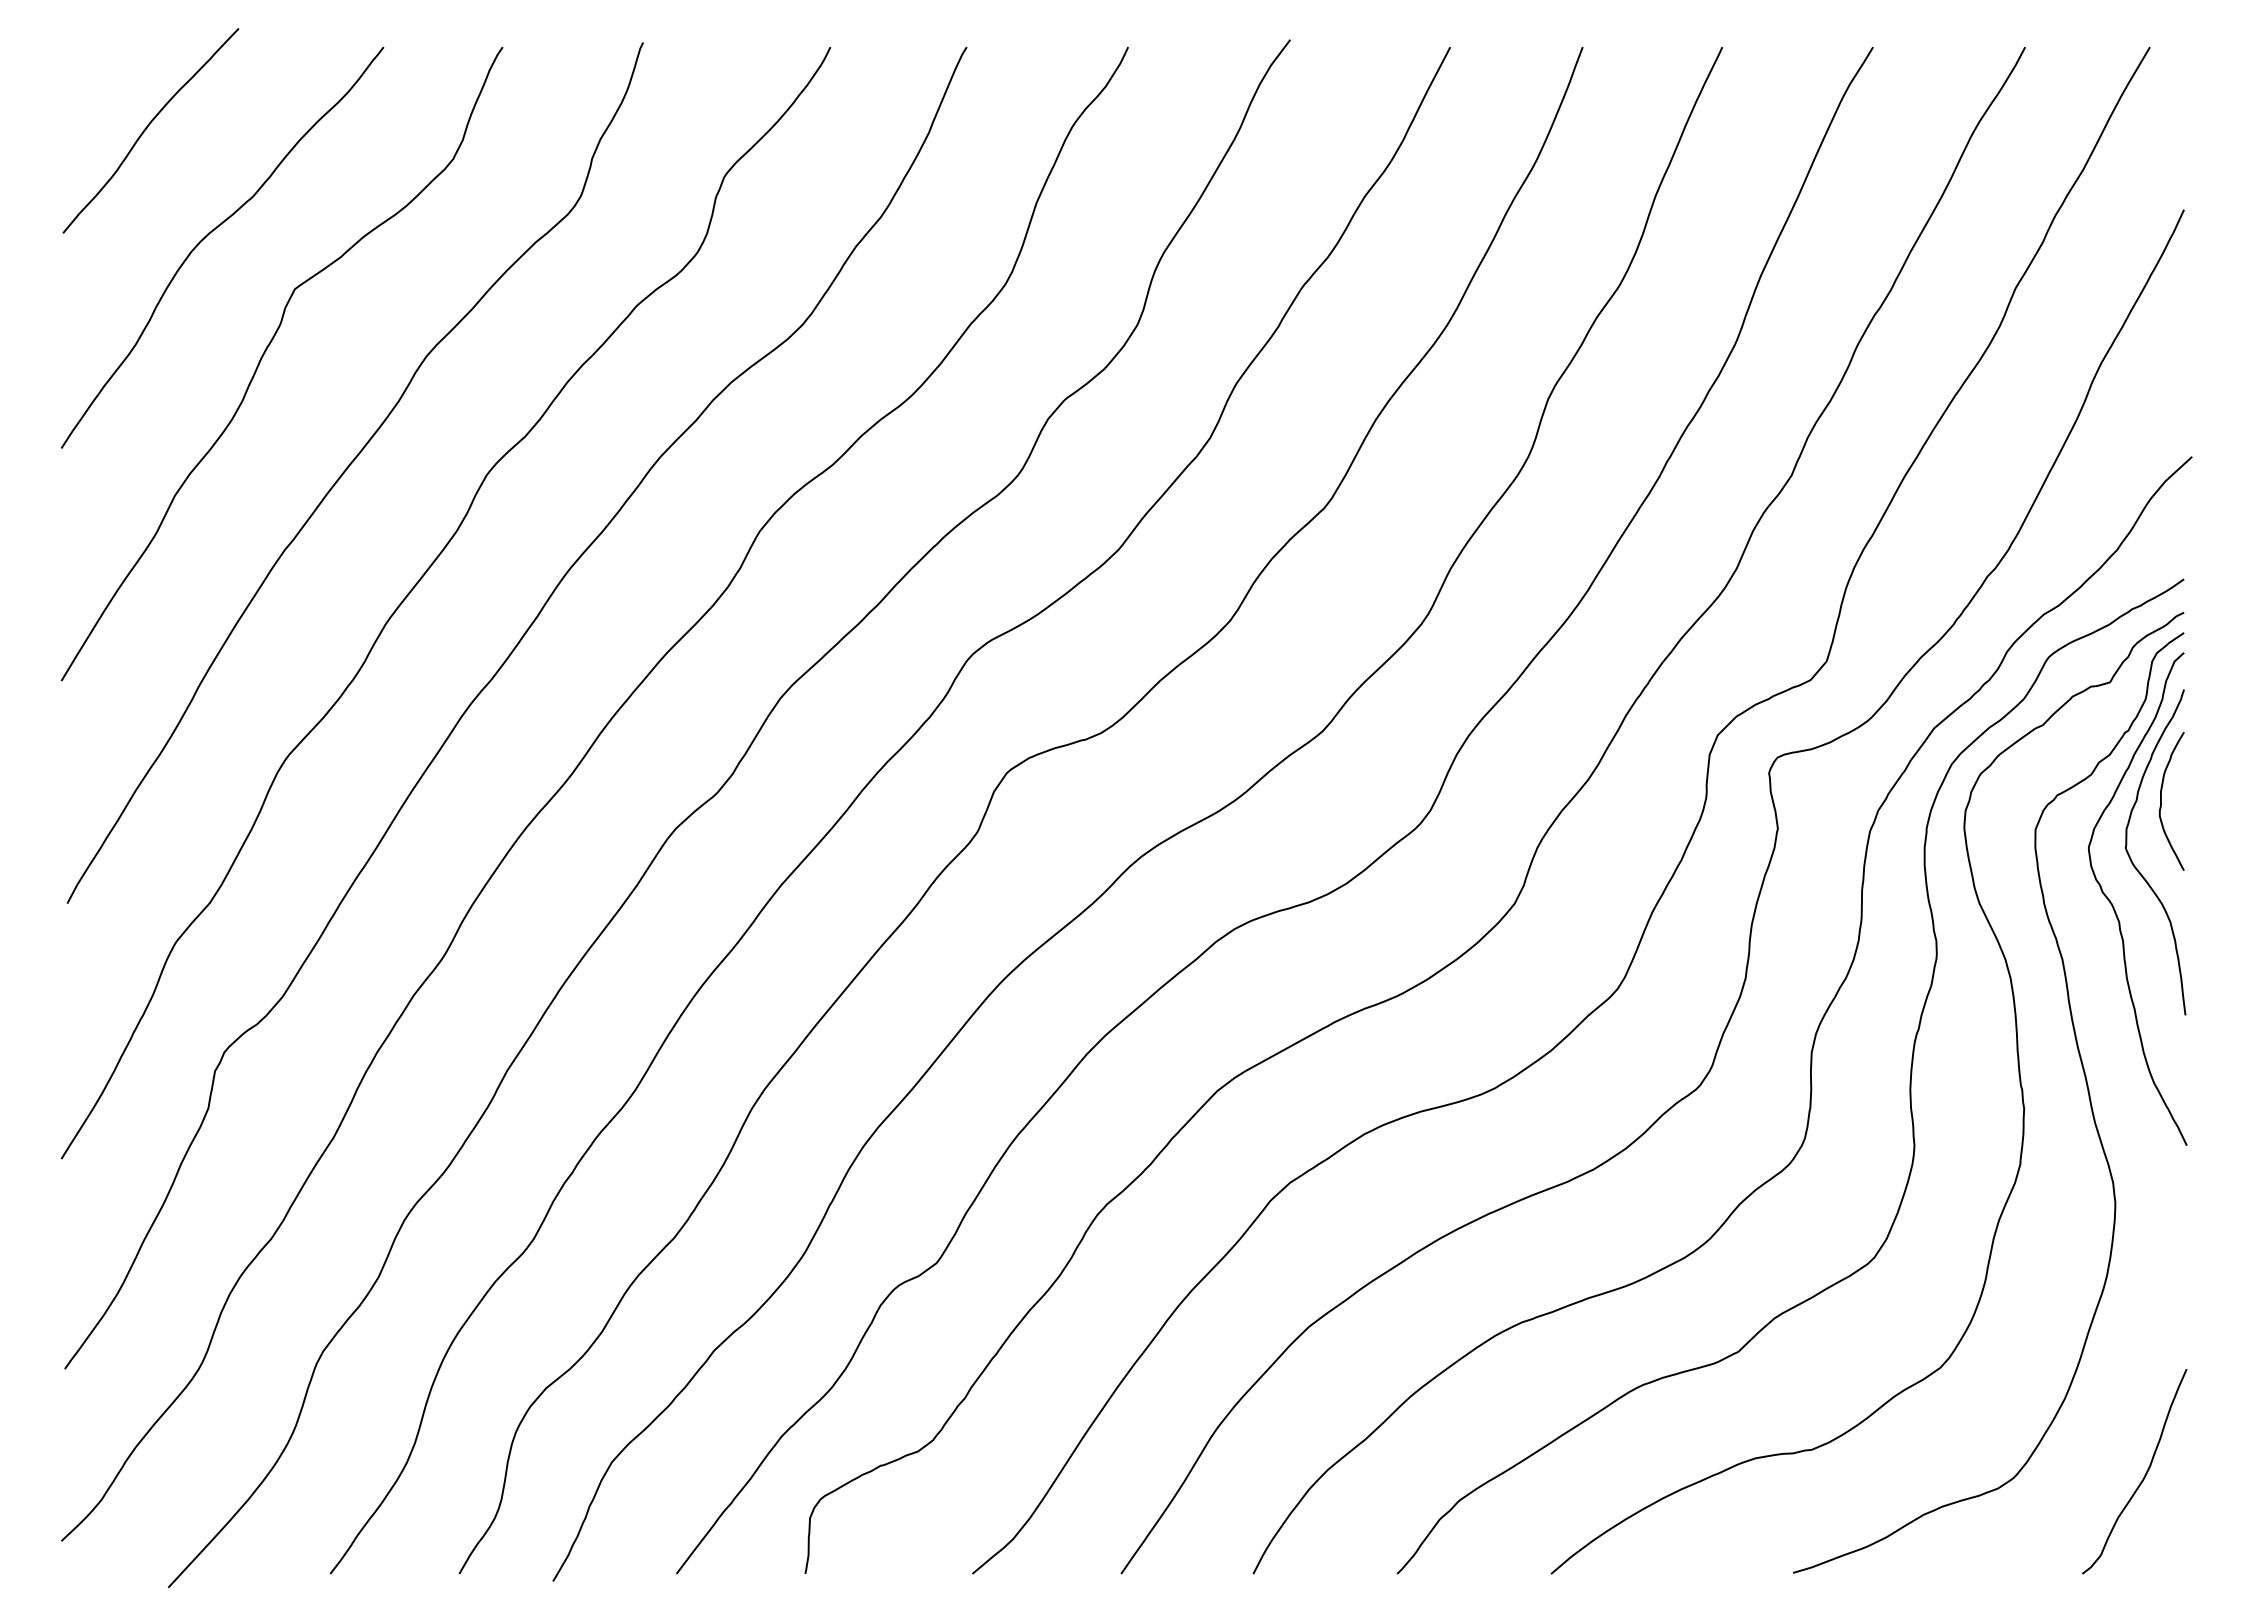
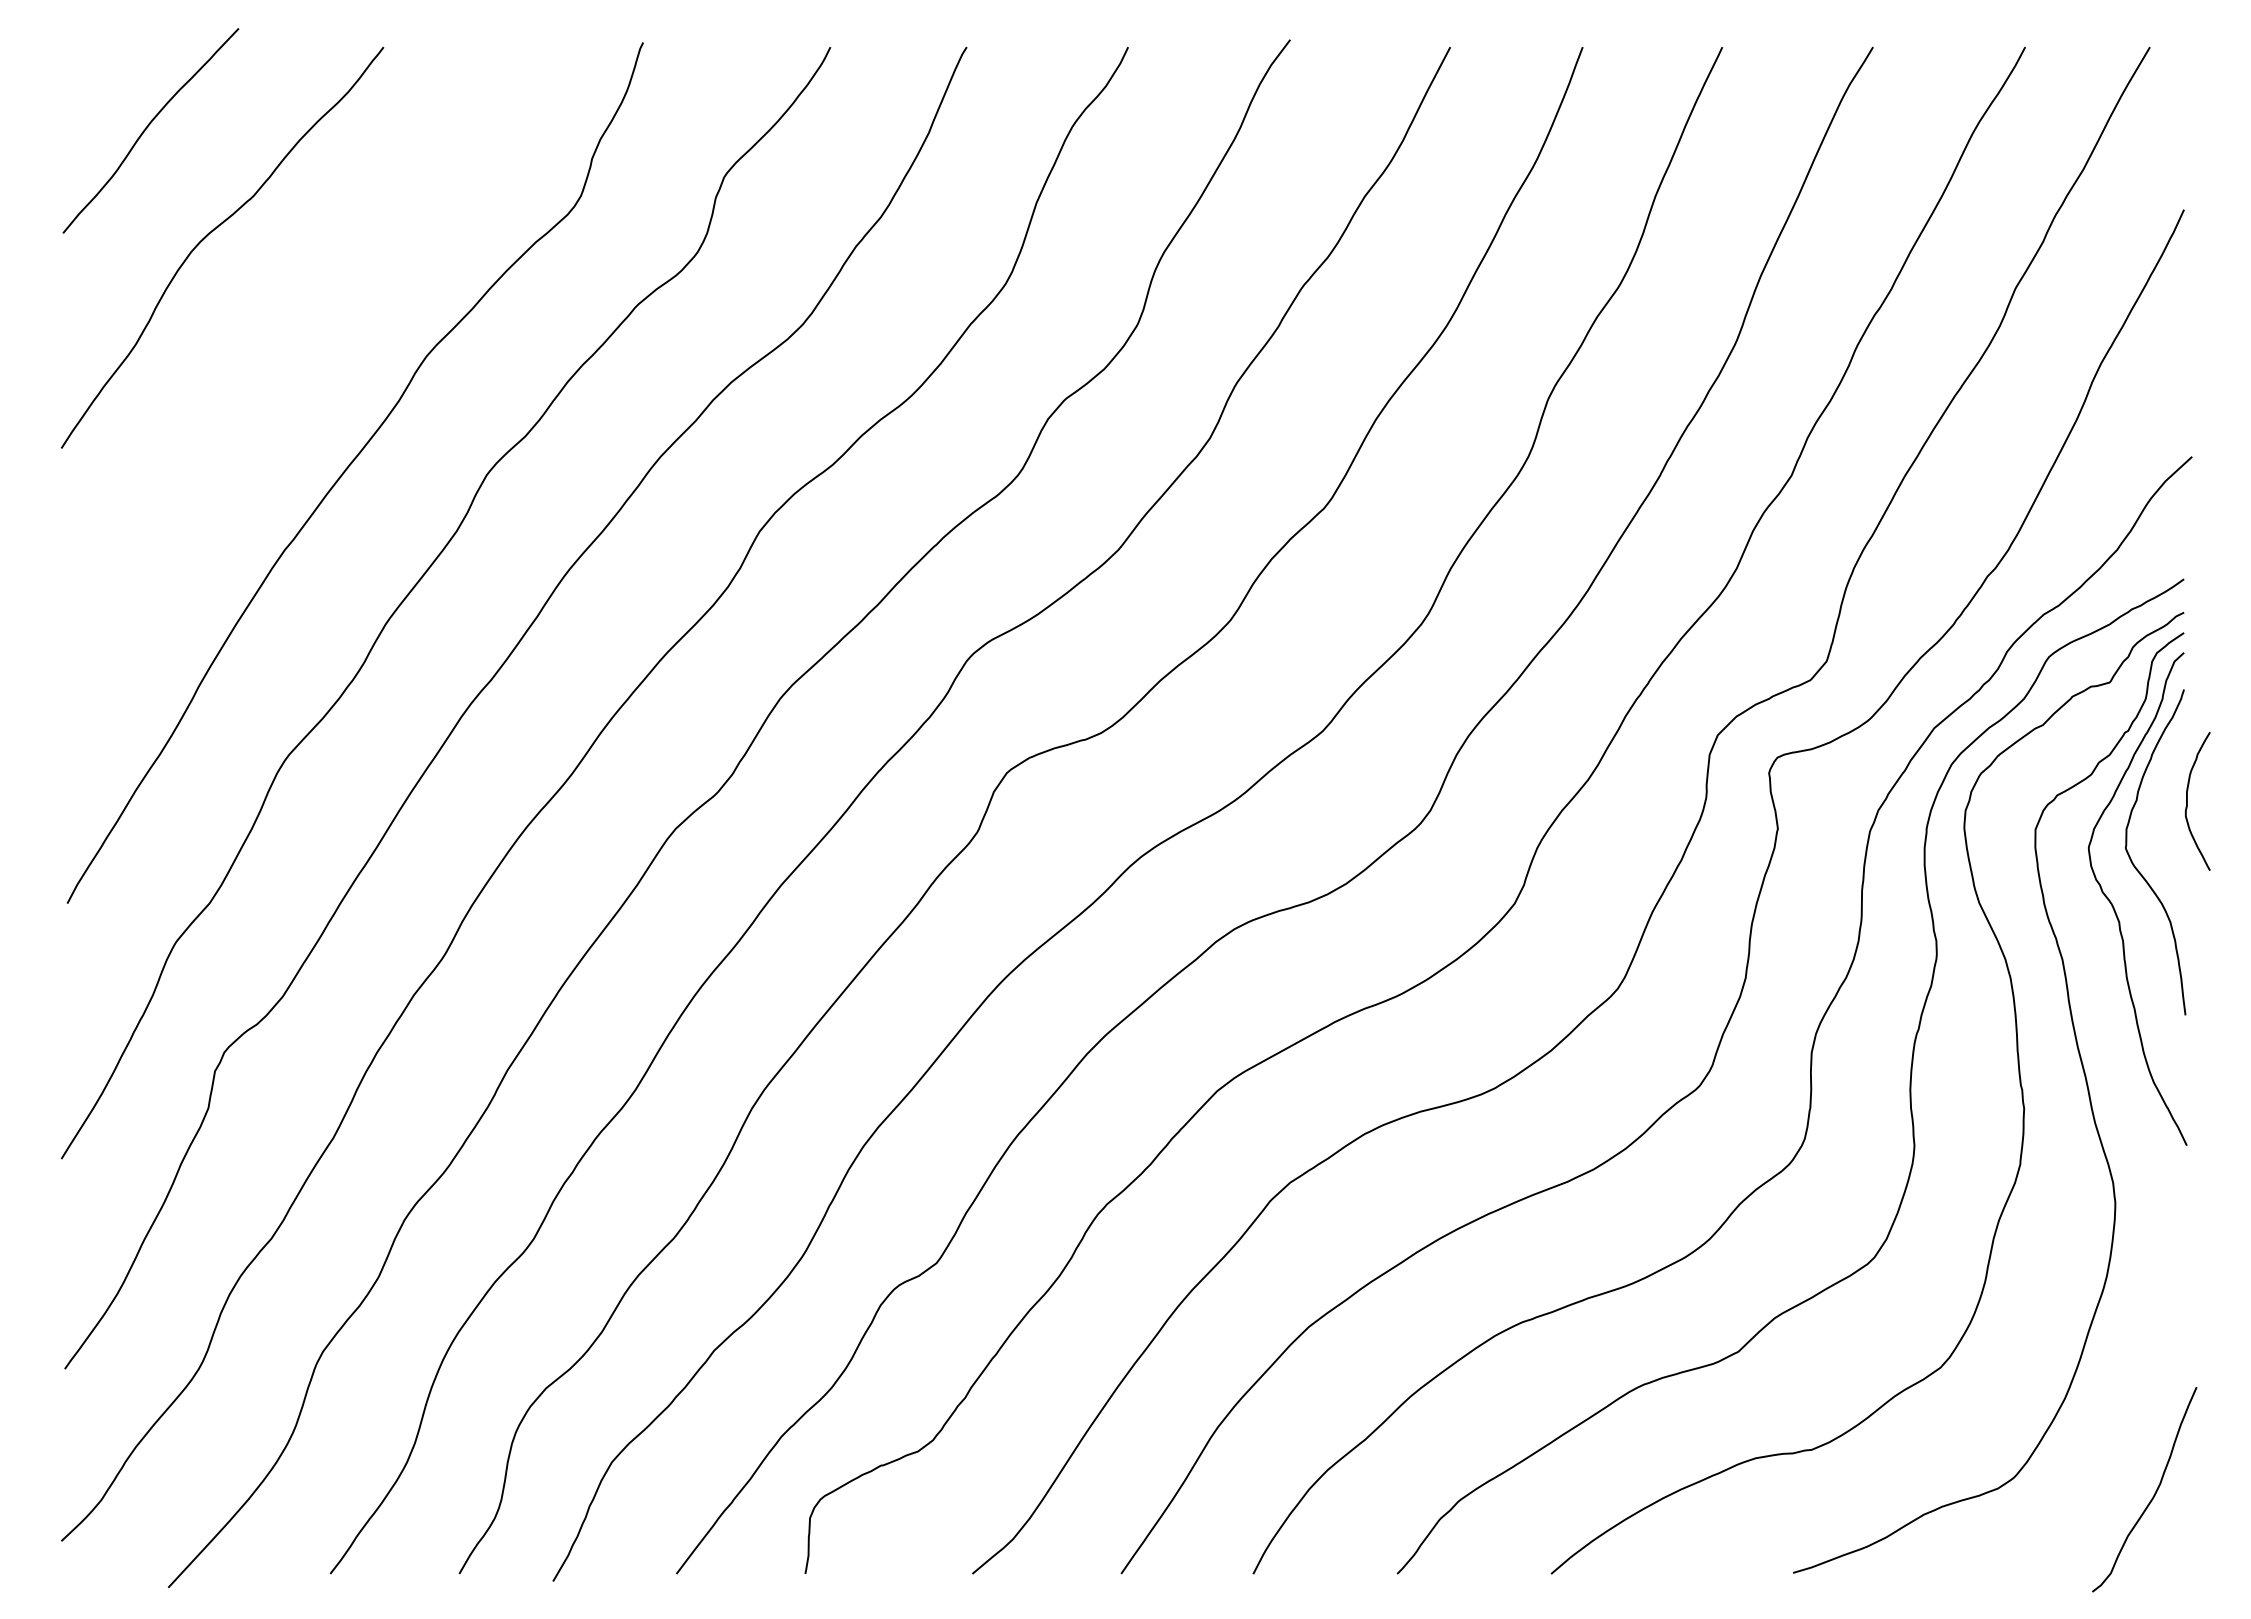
curve: present -> none (265, 353)
curve position: (2161, 800) -> (2187, 800) (2187, 800)
curve position: (2142, 1478) -> (2152, 1496) (2152, 1496)
